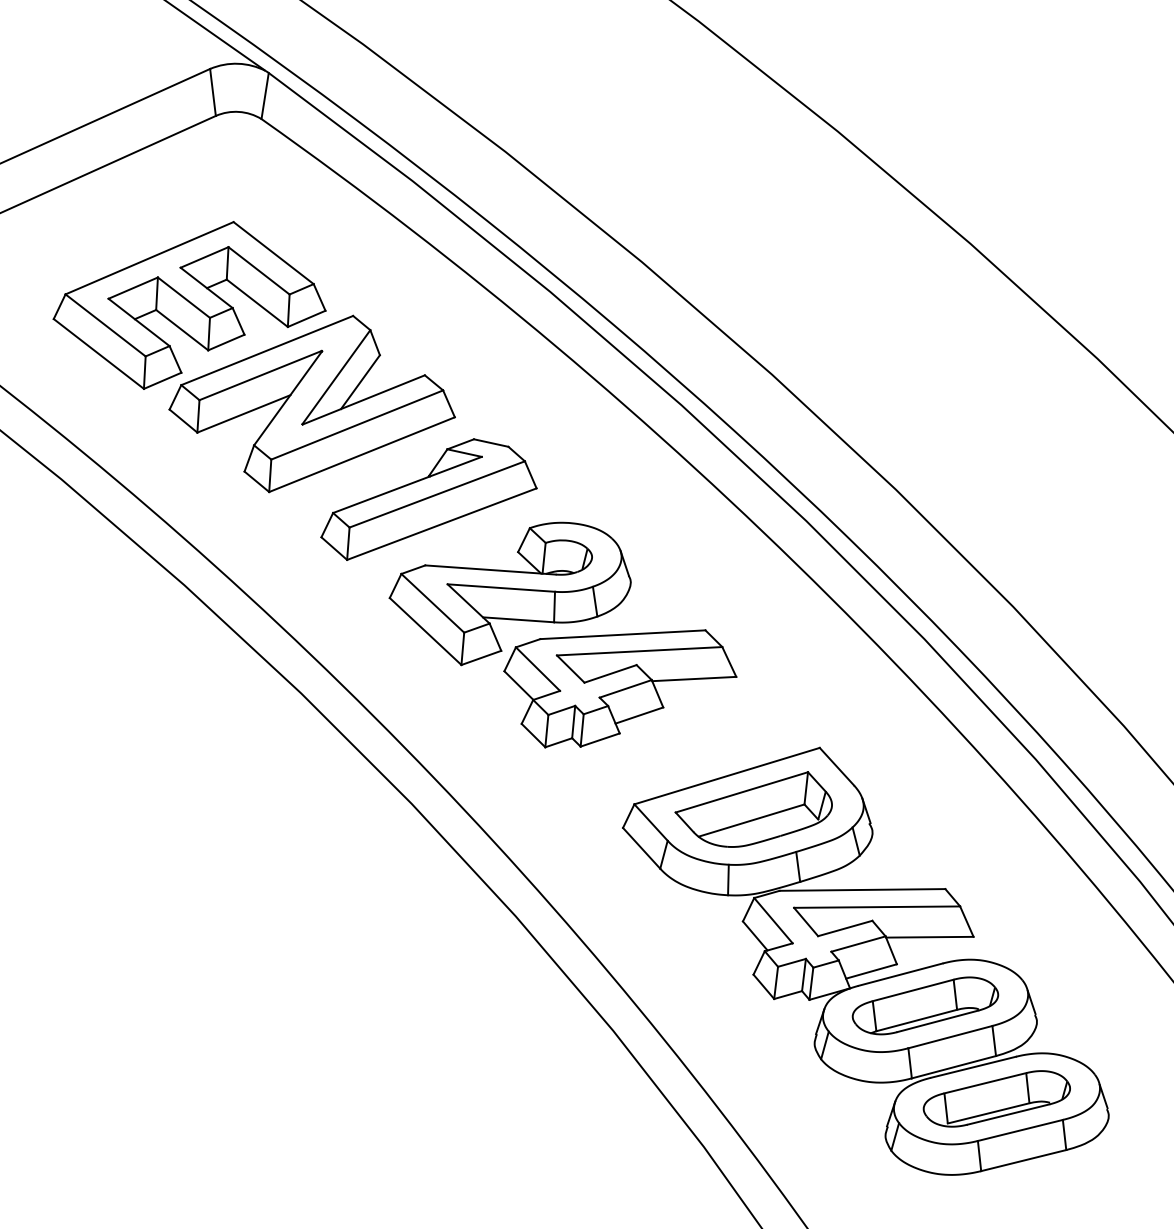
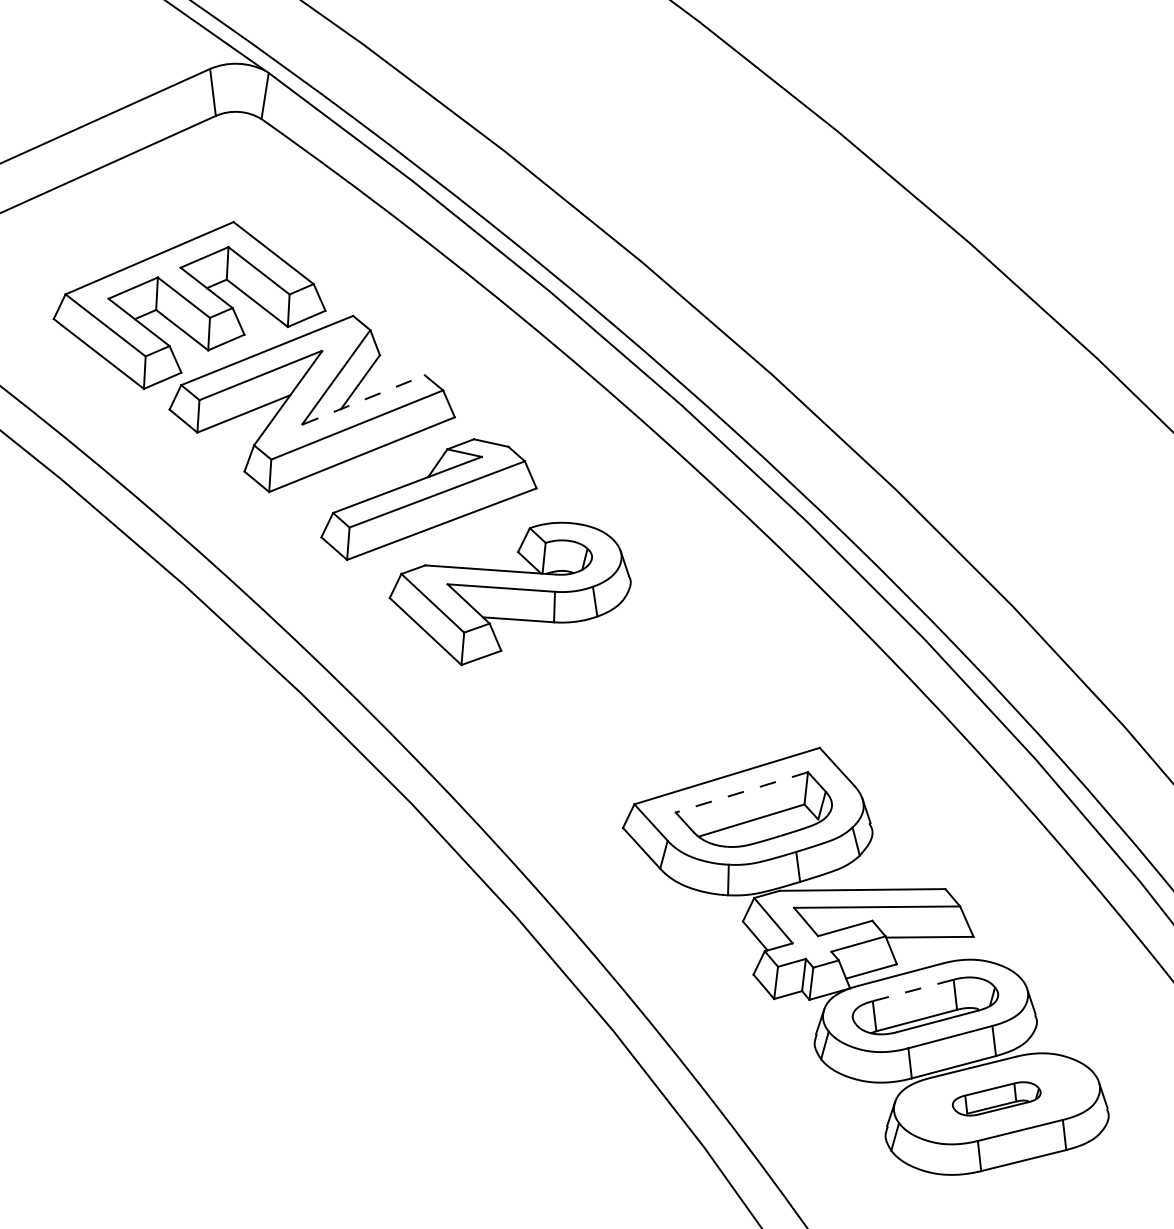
line: solid -> dashed (363, 399)
part: present -> none (620, 688)
line: solid -> dashed (741, 792)
line: solid -> dashed (913, 990)
part size: 149x58 px -> 90x36 px (996, 1098)
